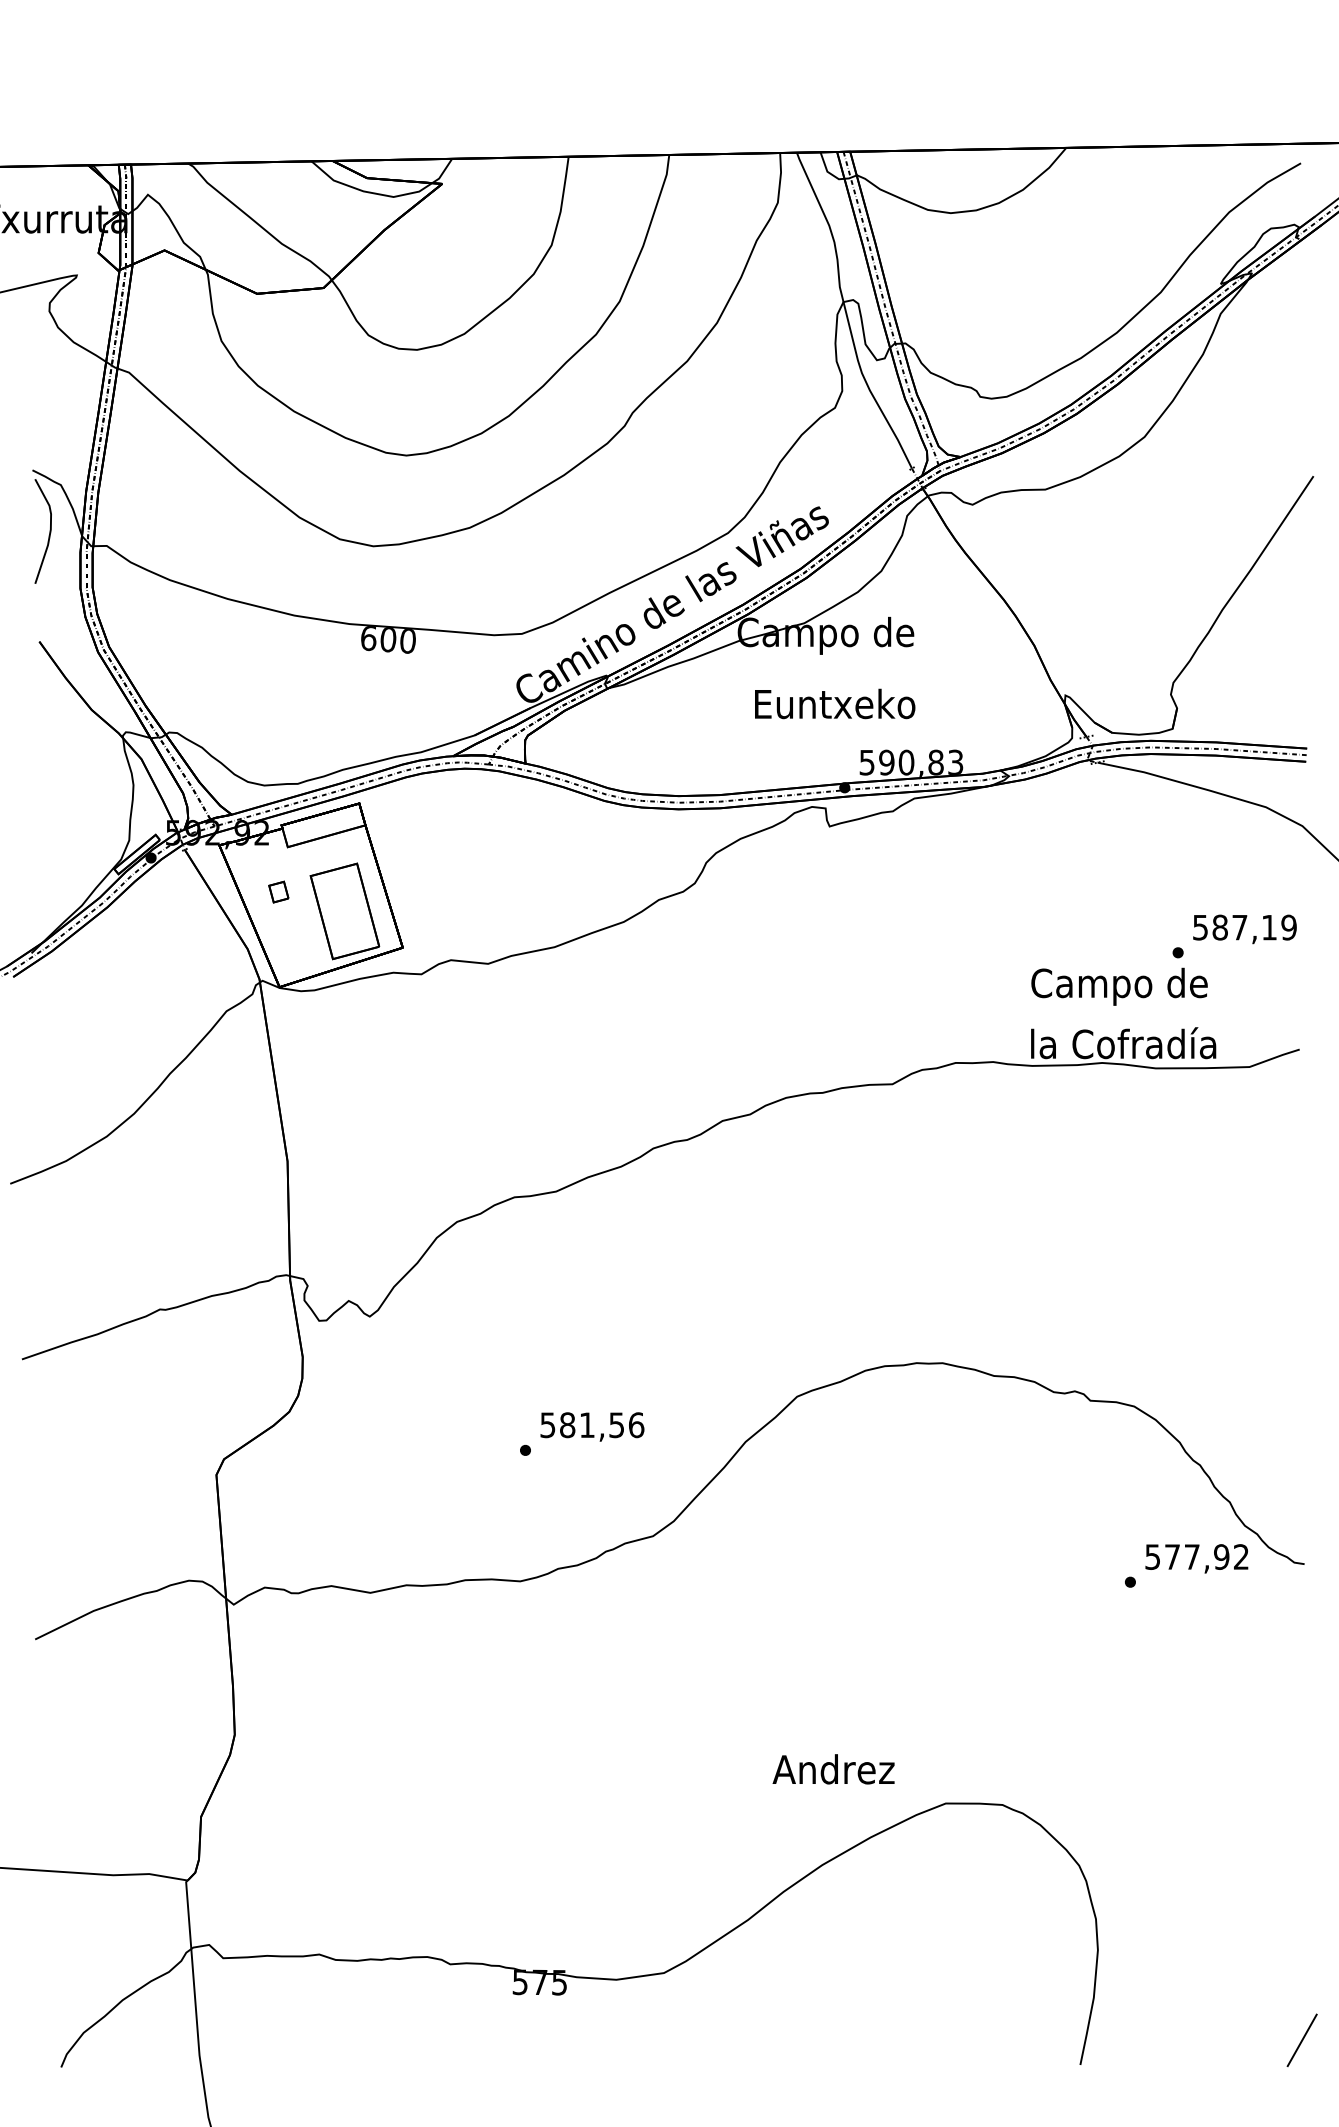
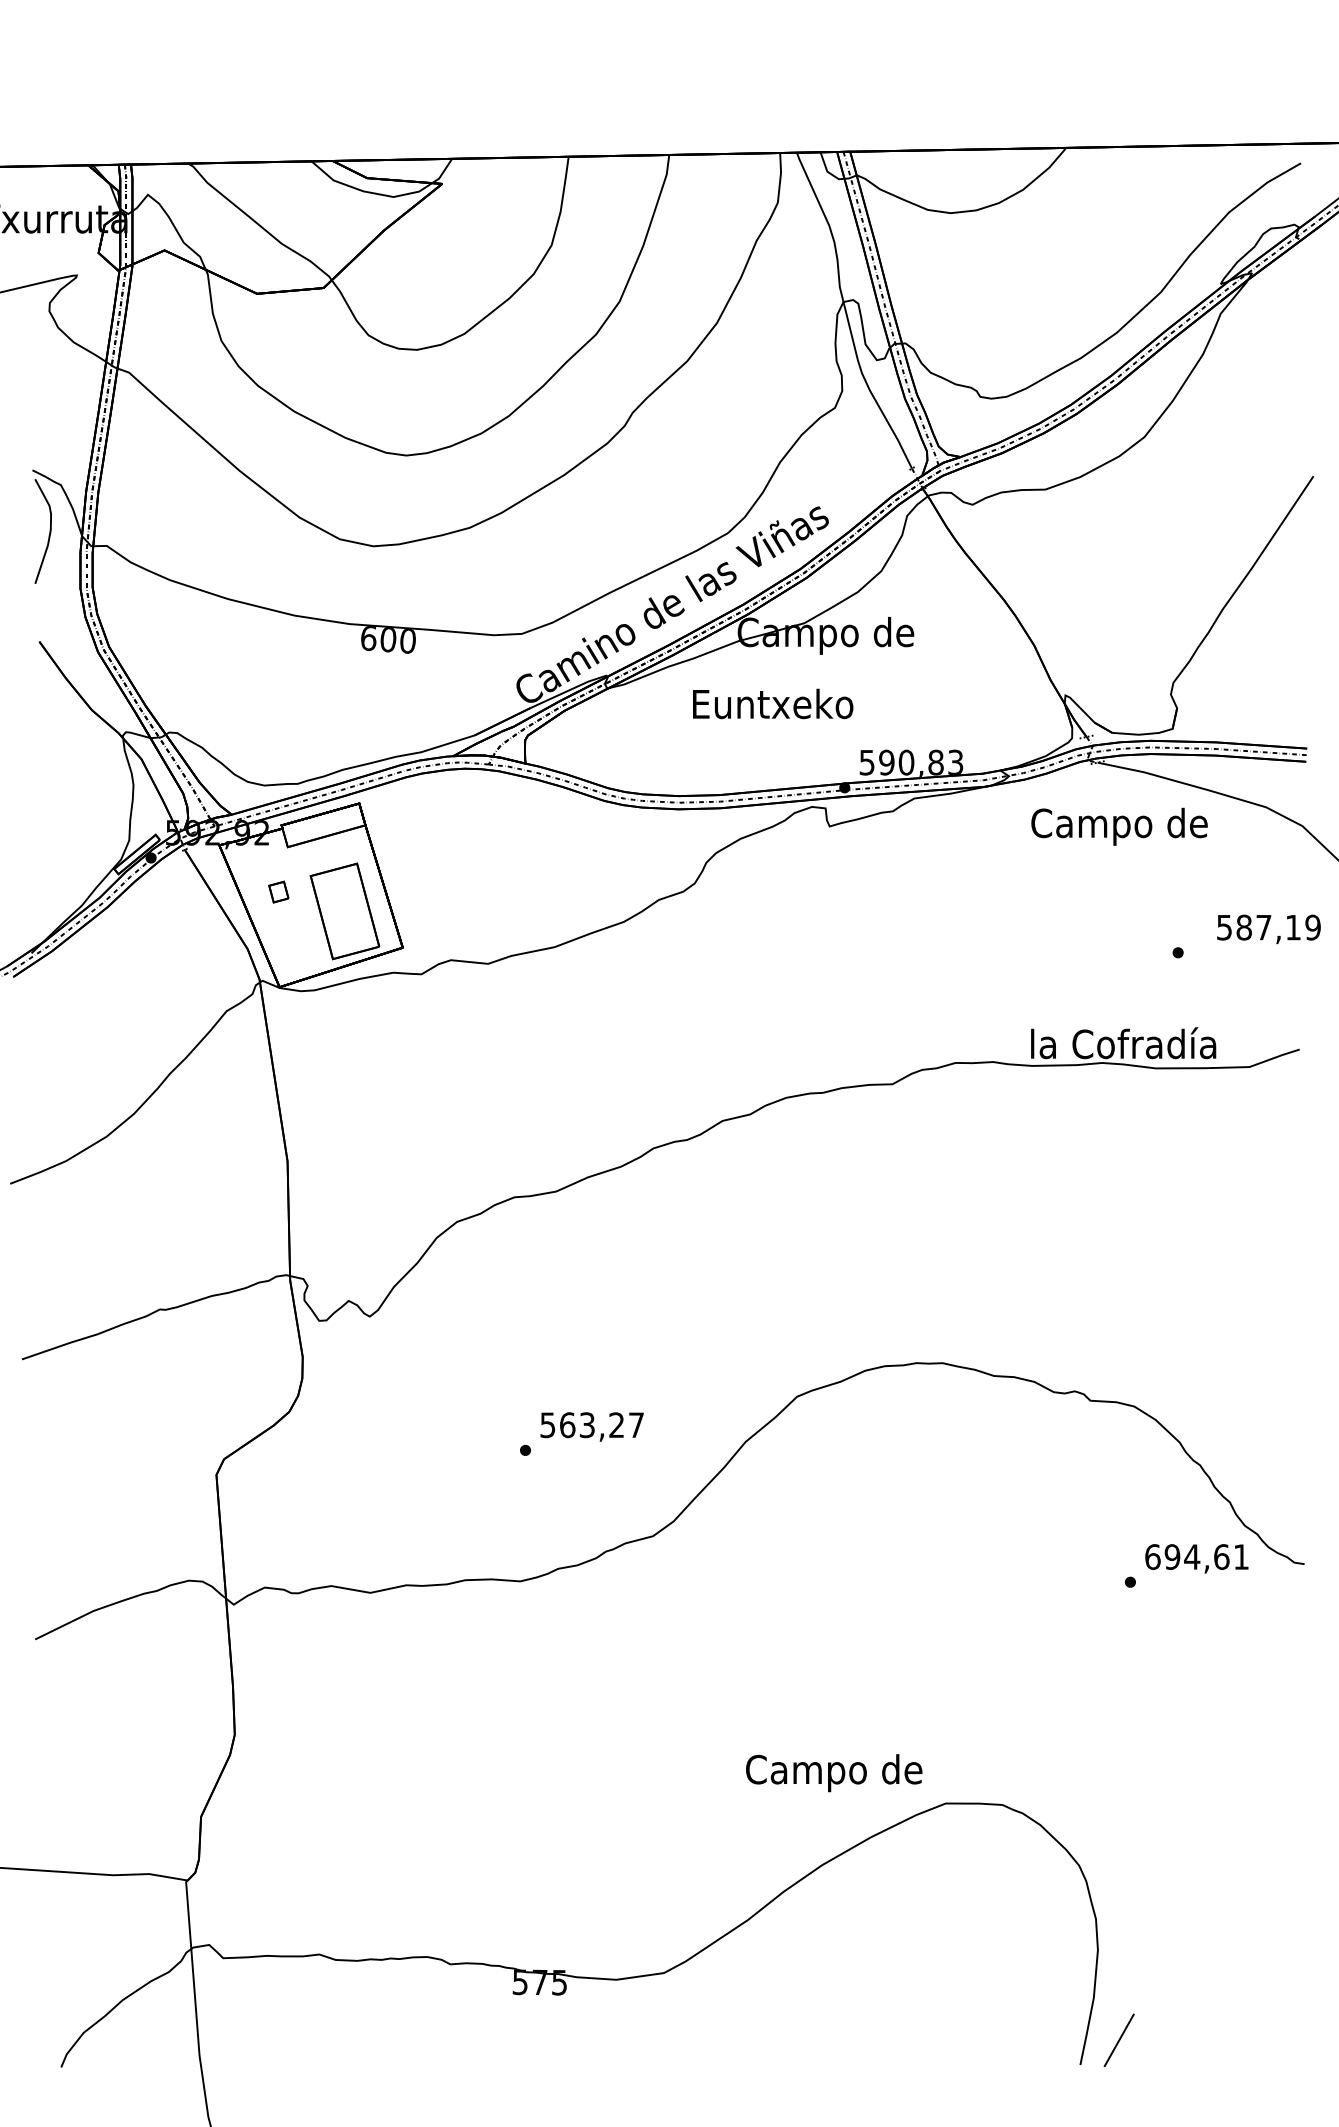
text position: (835, 703) -> (773, 703) (773, 703)
text position: (1244, 929) -> (1268, 929) (1268, 929)
text position: (1119, 986) -> (1119, 826) (1119, 826)
text: 581,56 -> 563,27 (602, 1425)
text: 577,92 -> 694,61 (1196, 1556)
text: Andrez -> Campo de (834, 1773)
line position: (1301, 2039) -> (1118, 2039) (1118, 2039)
